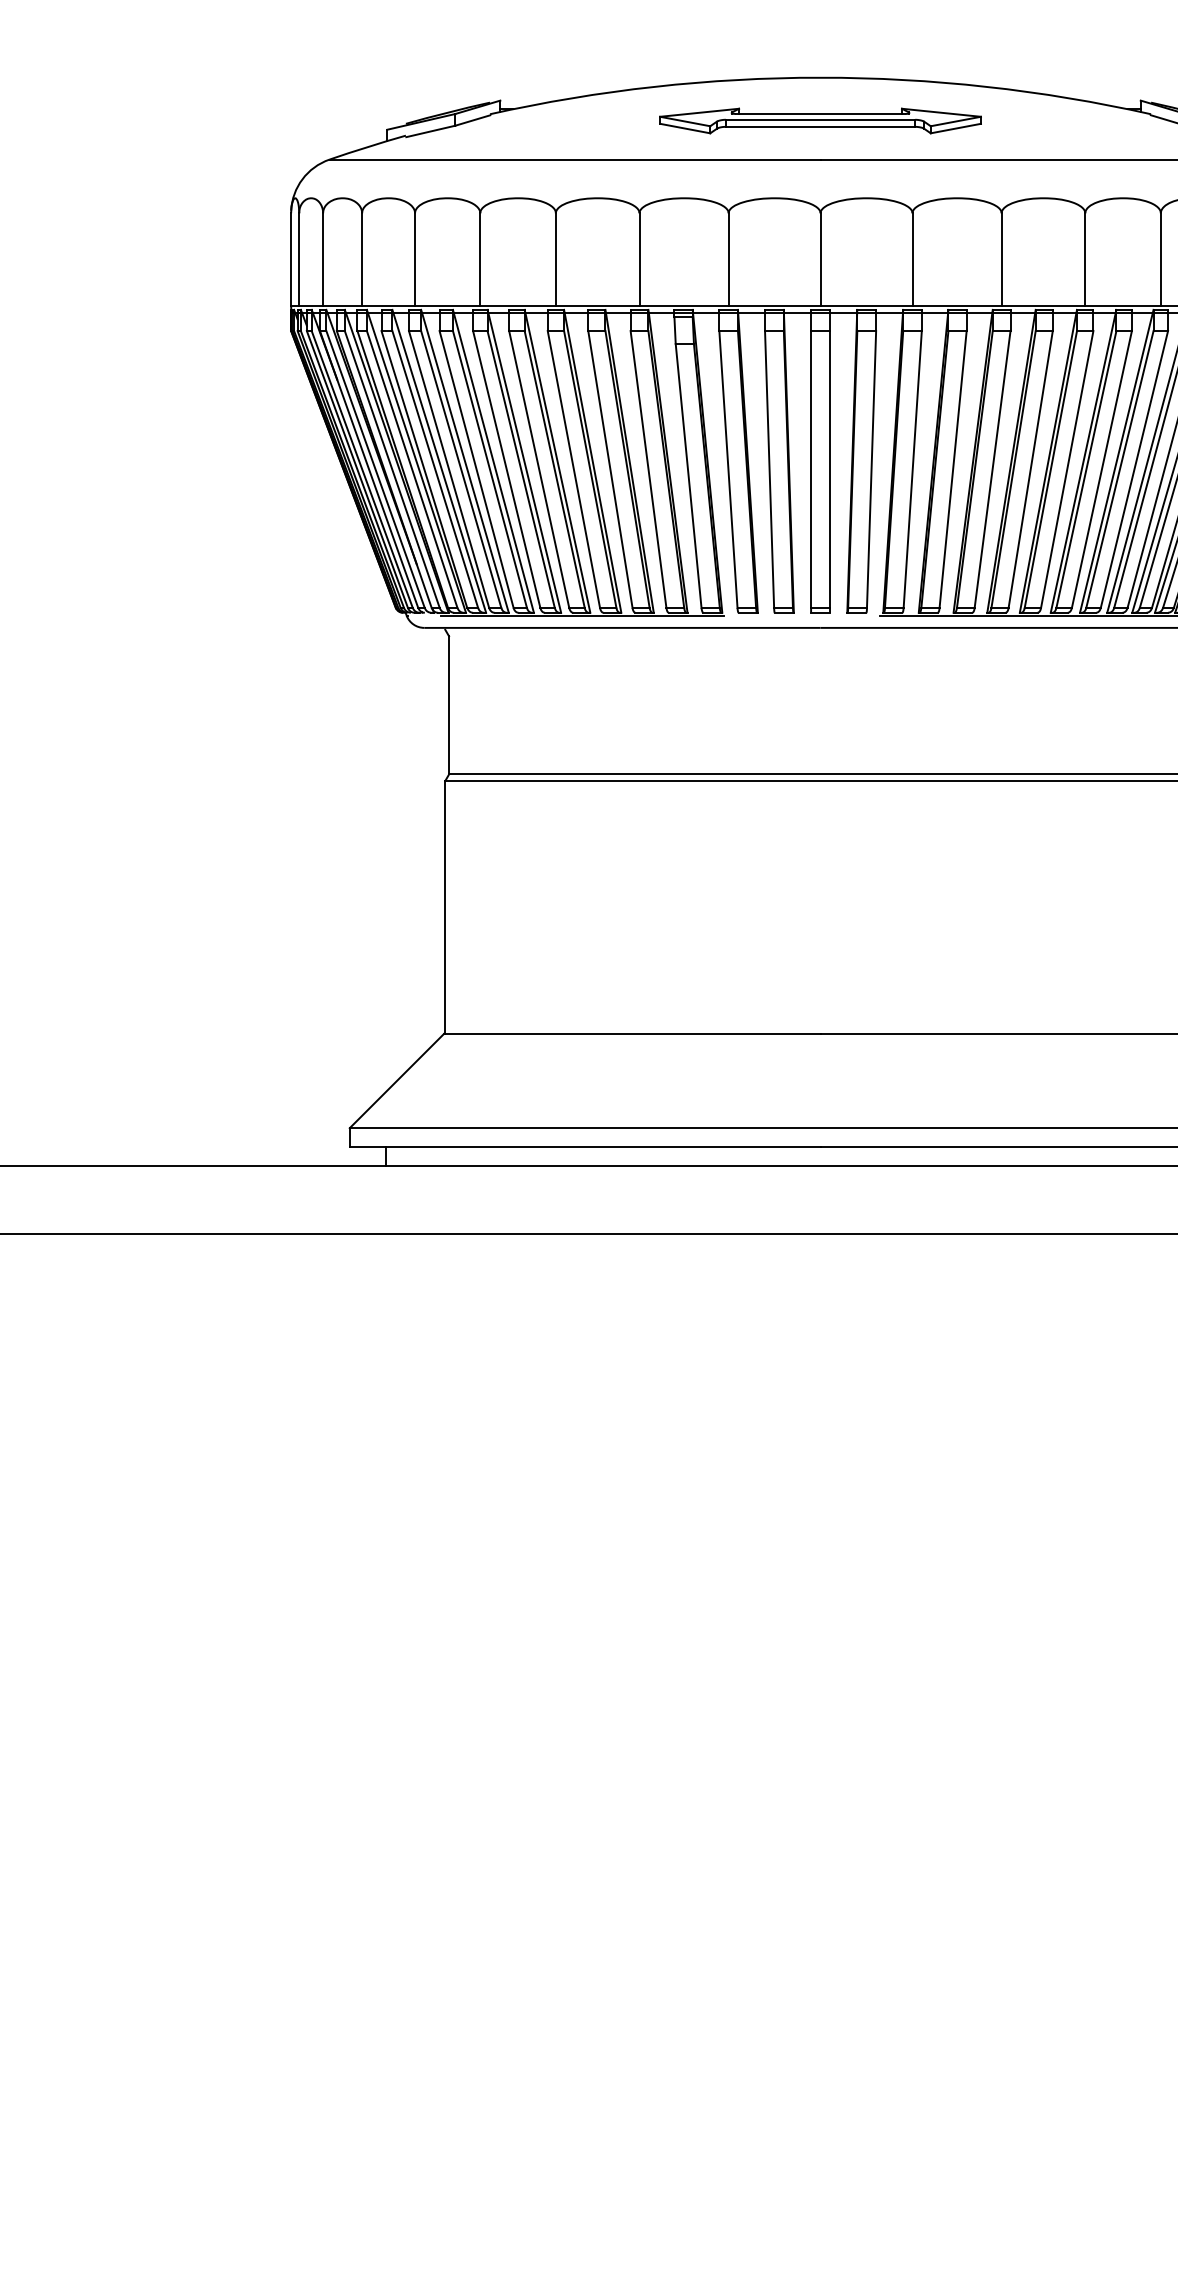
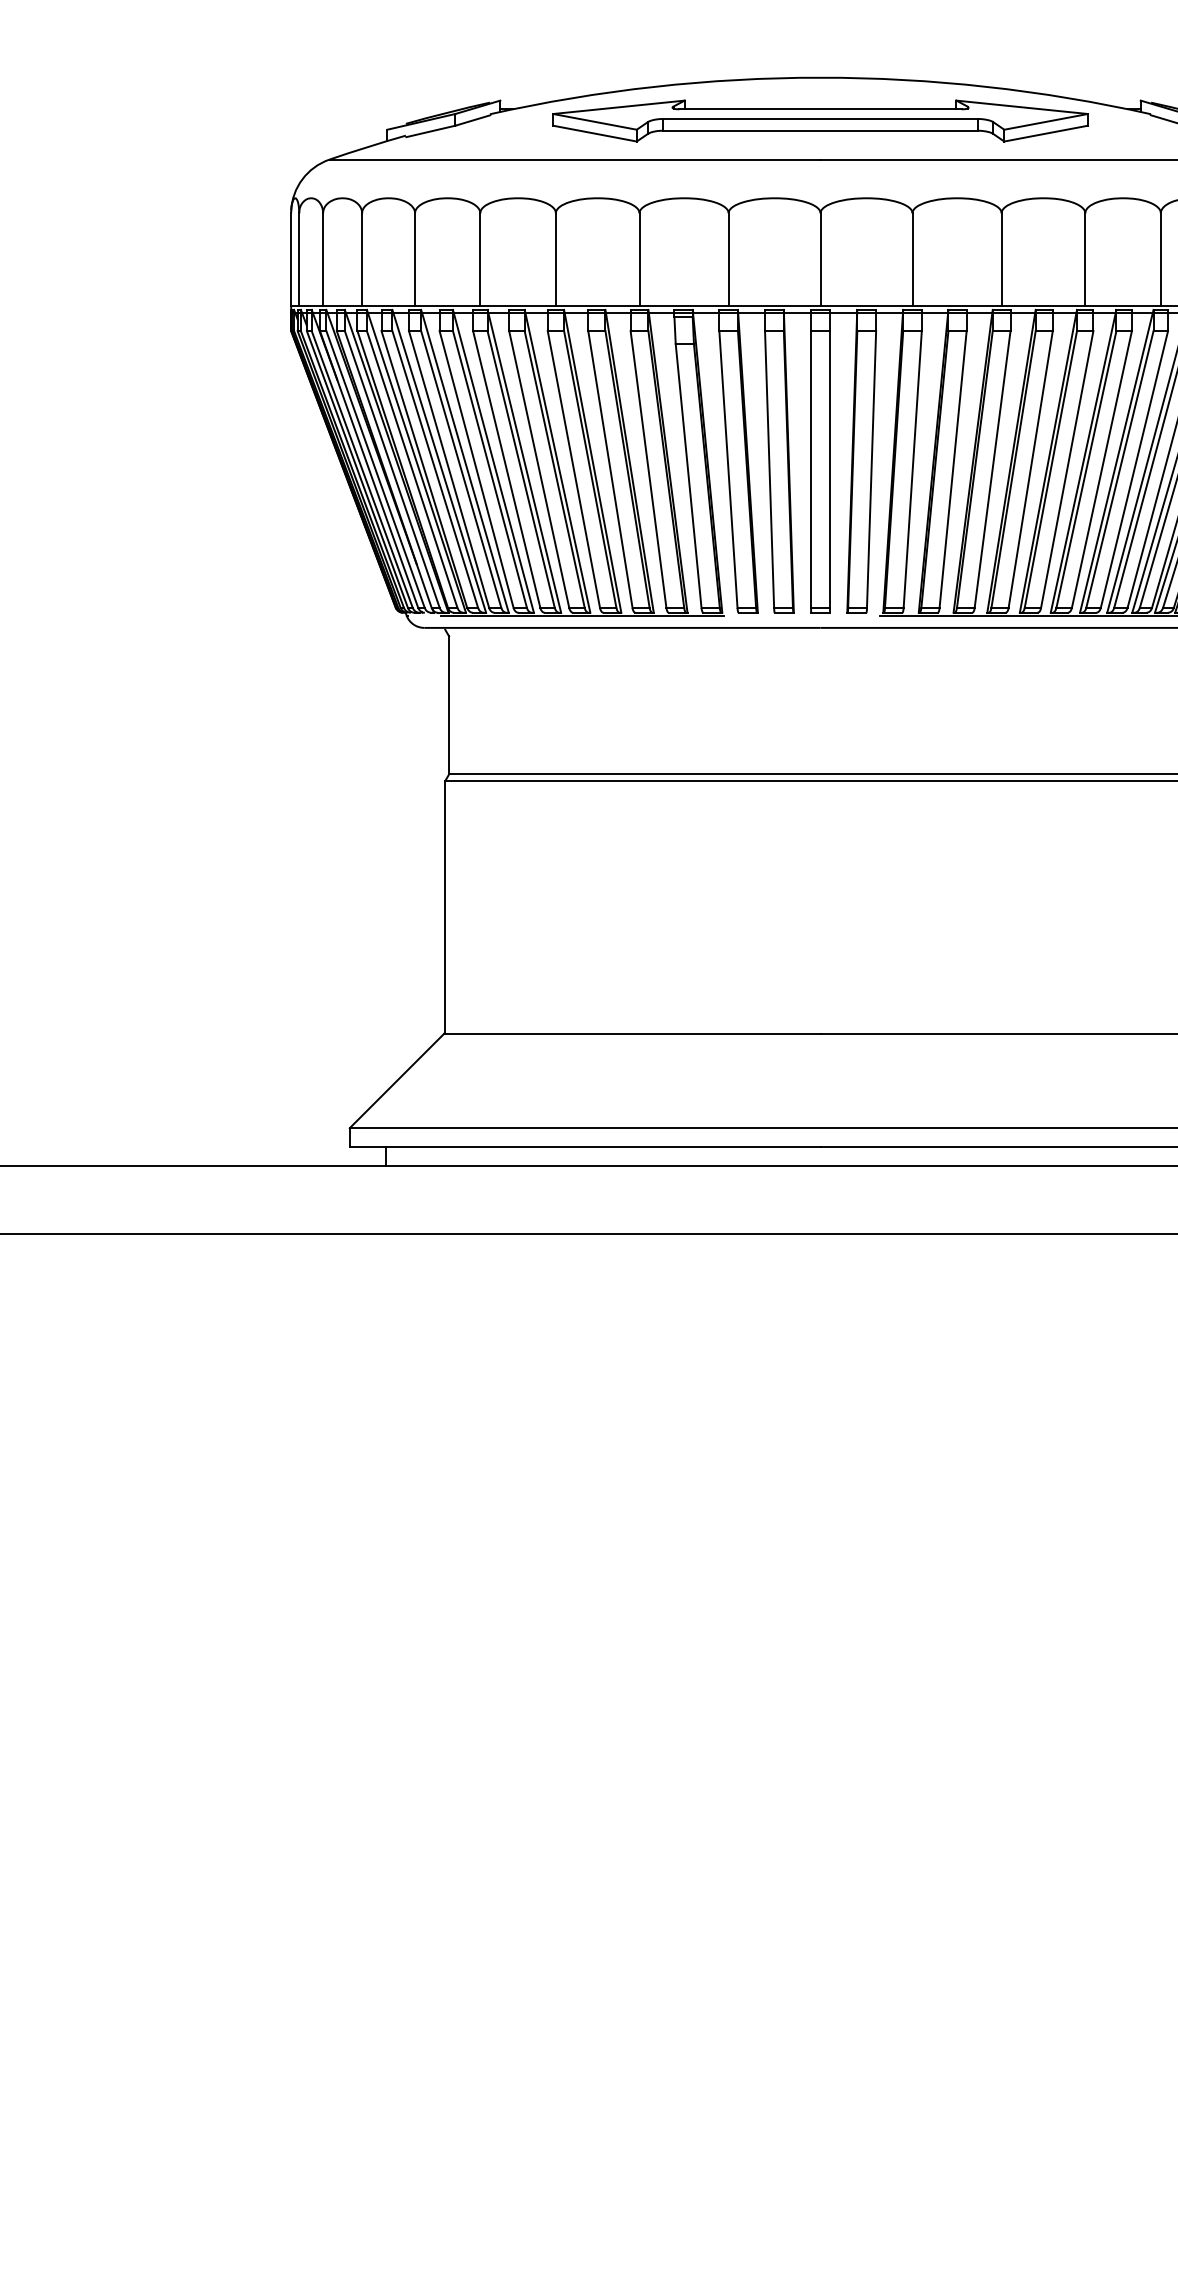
part size: 323x28 px -> 537x44 px (820, 120)
